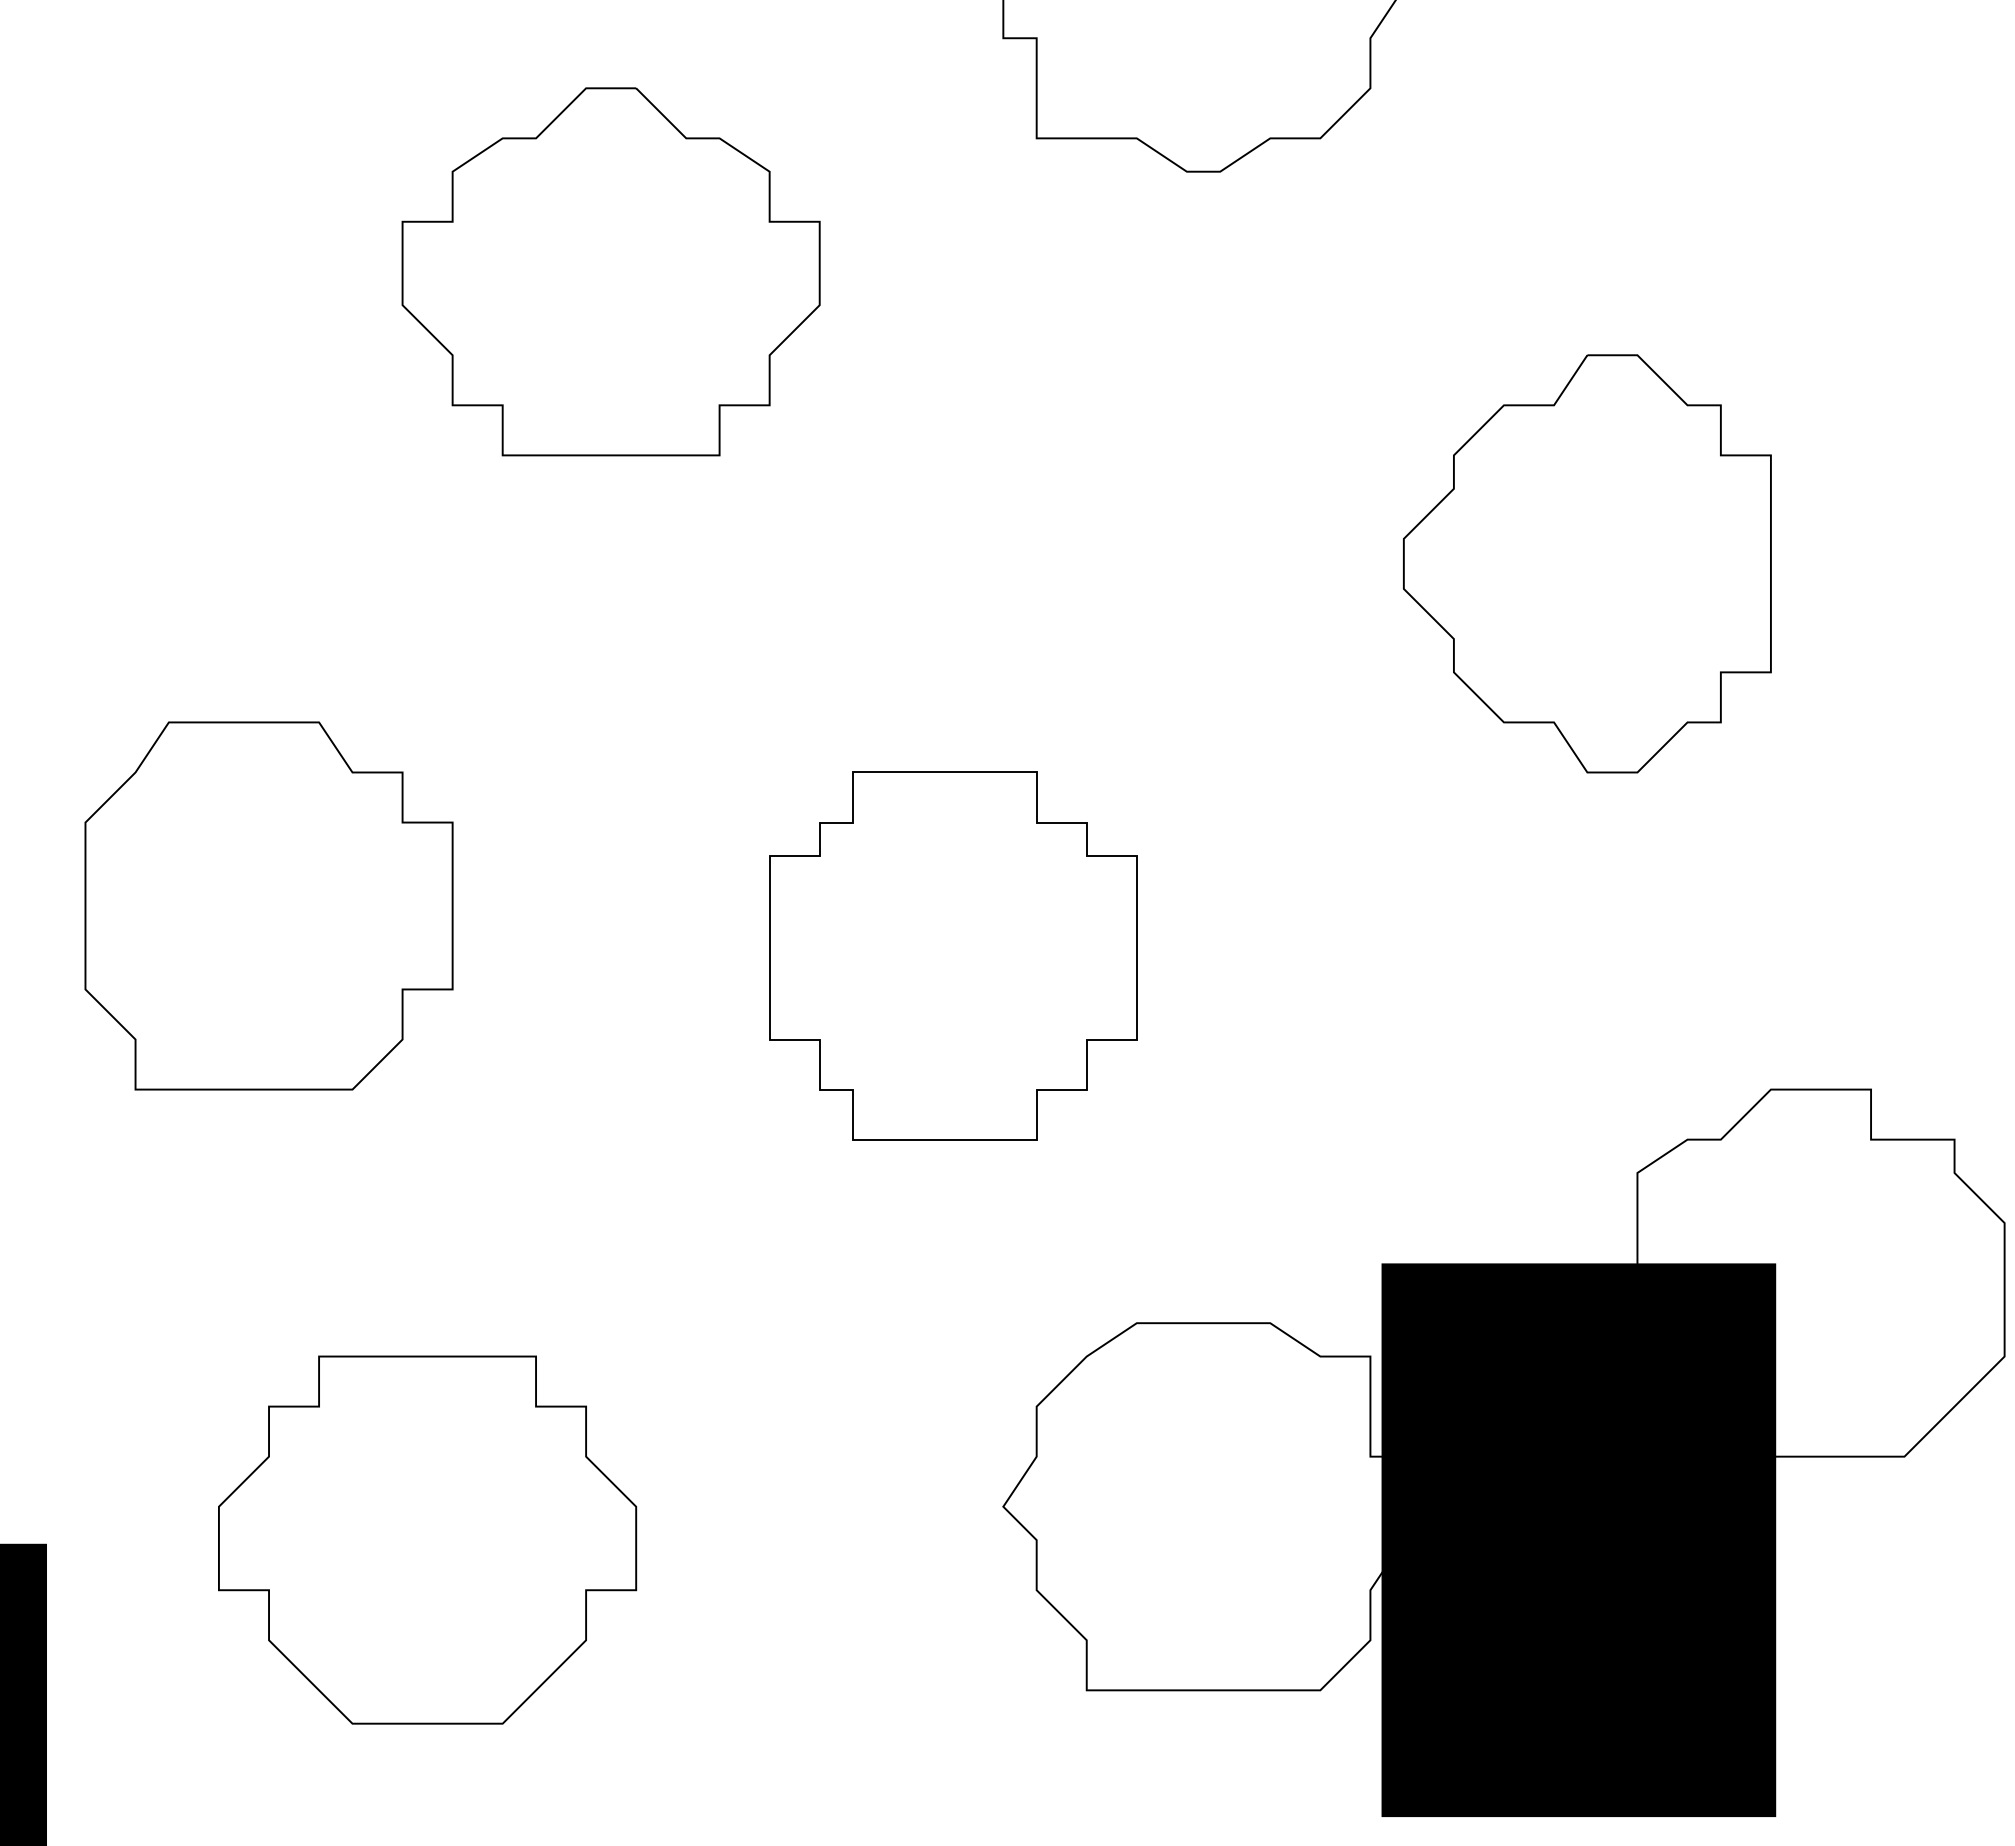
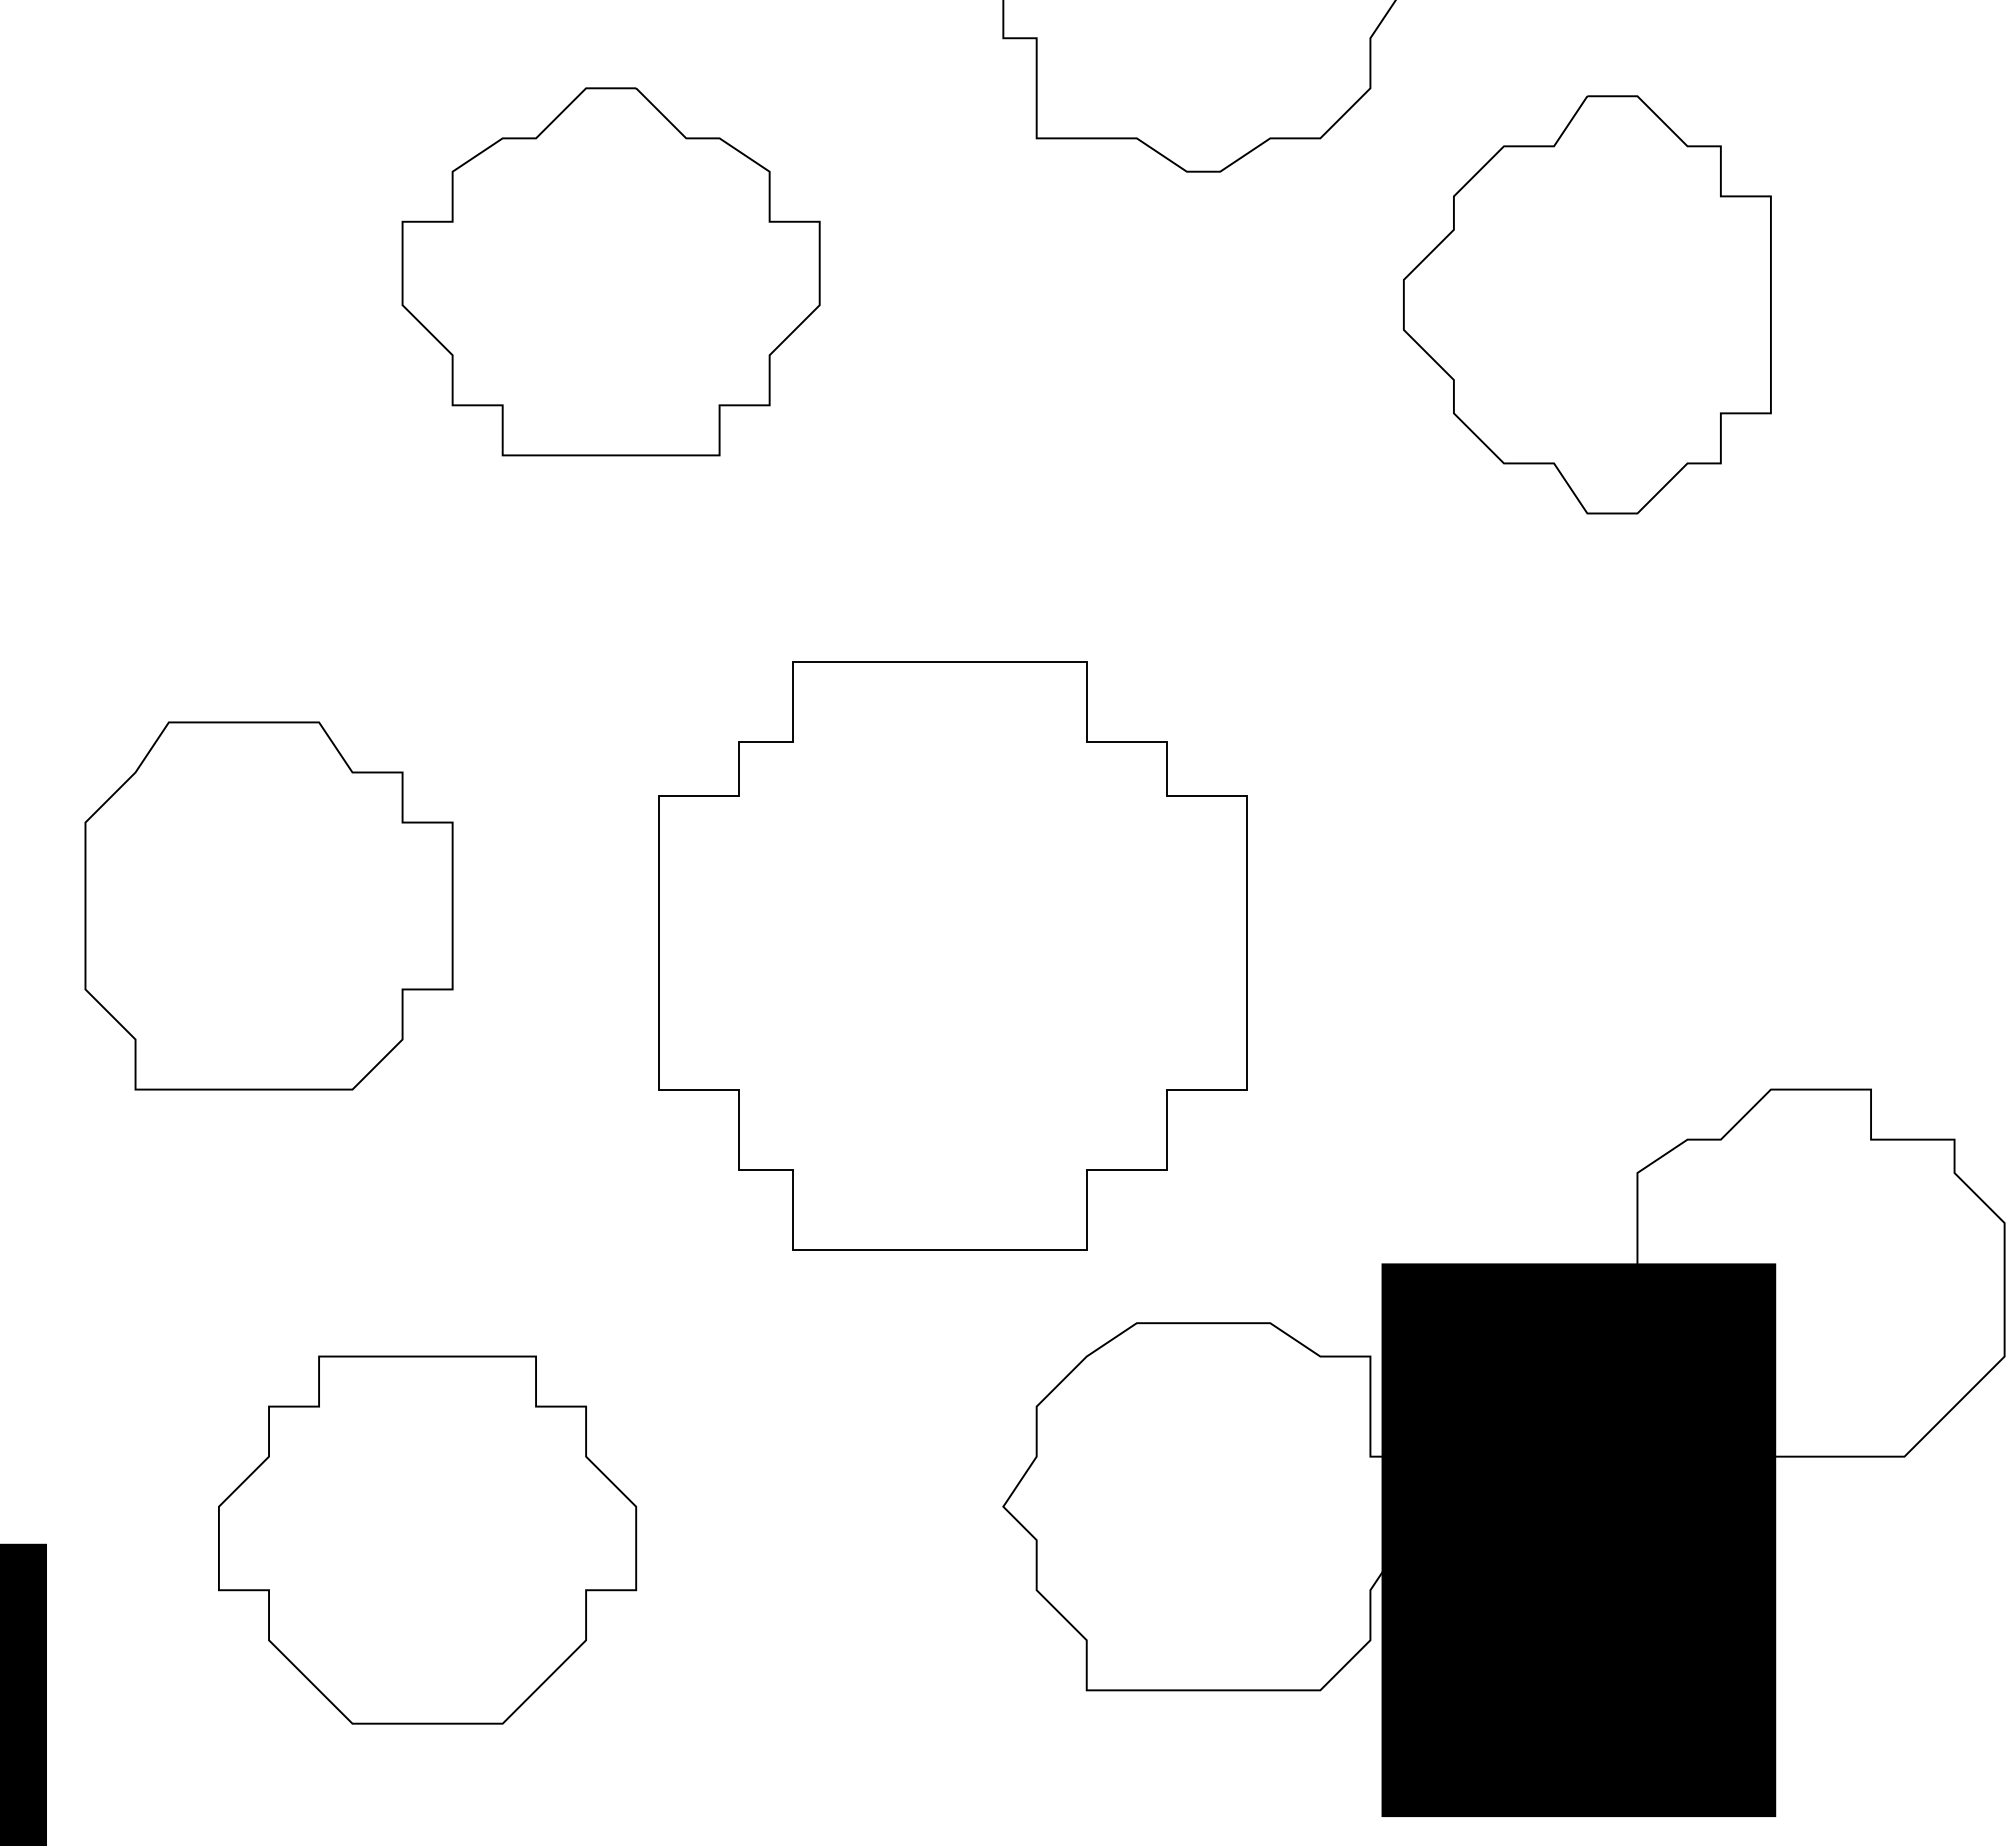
part position: (1587, 563) -> (1587, 304) (1587, 304)
part size: 369x370 px -> 590x590 px (952, 955)
